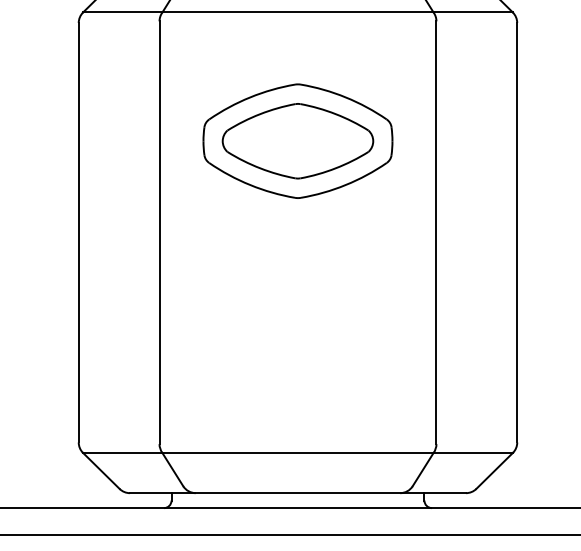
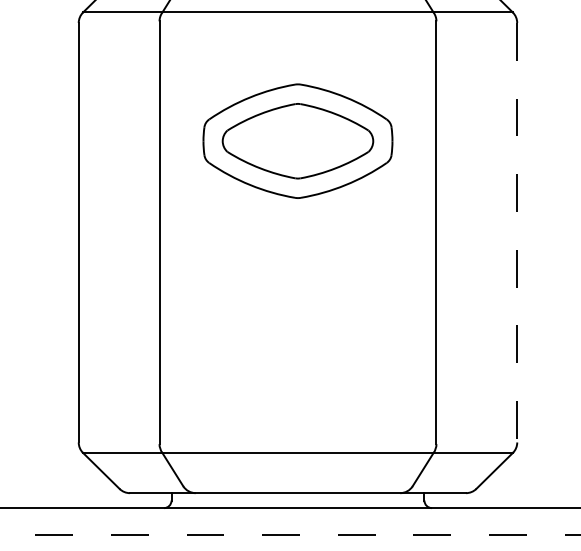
line: solid -> dashed (517, 232)
line: solid -> dashed (290, 534)
